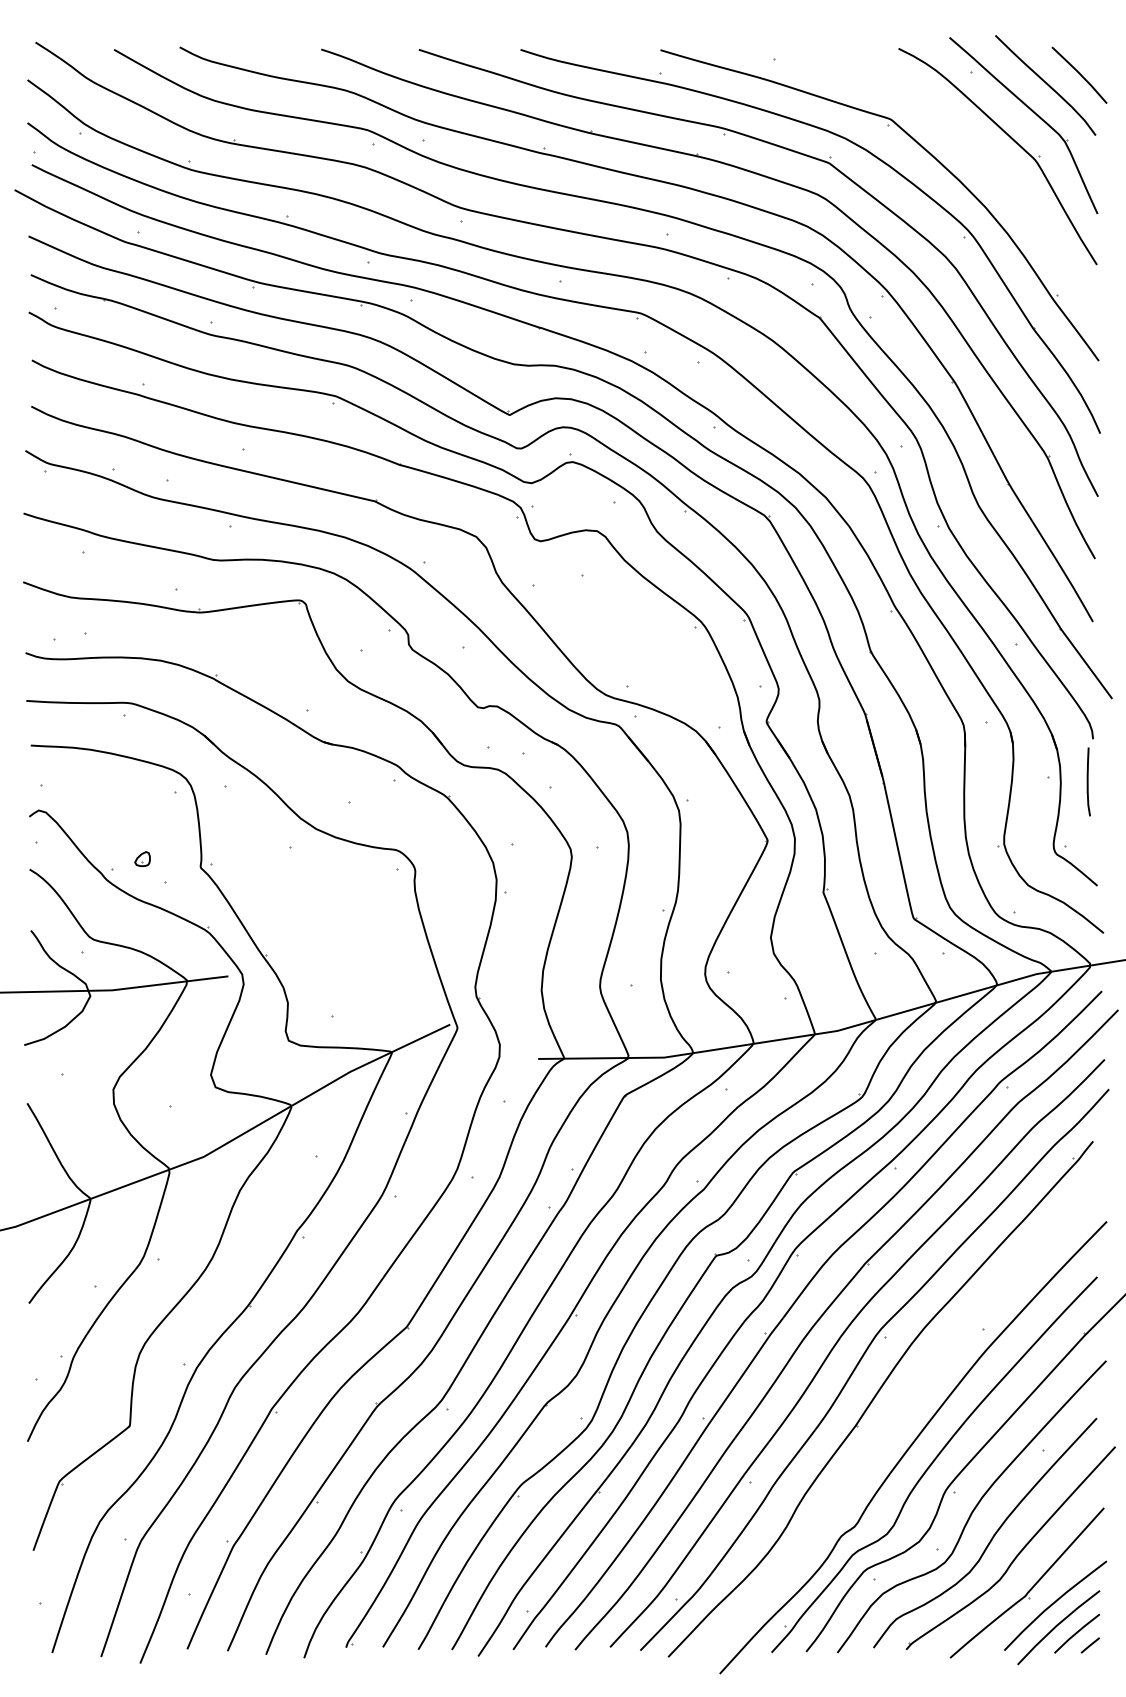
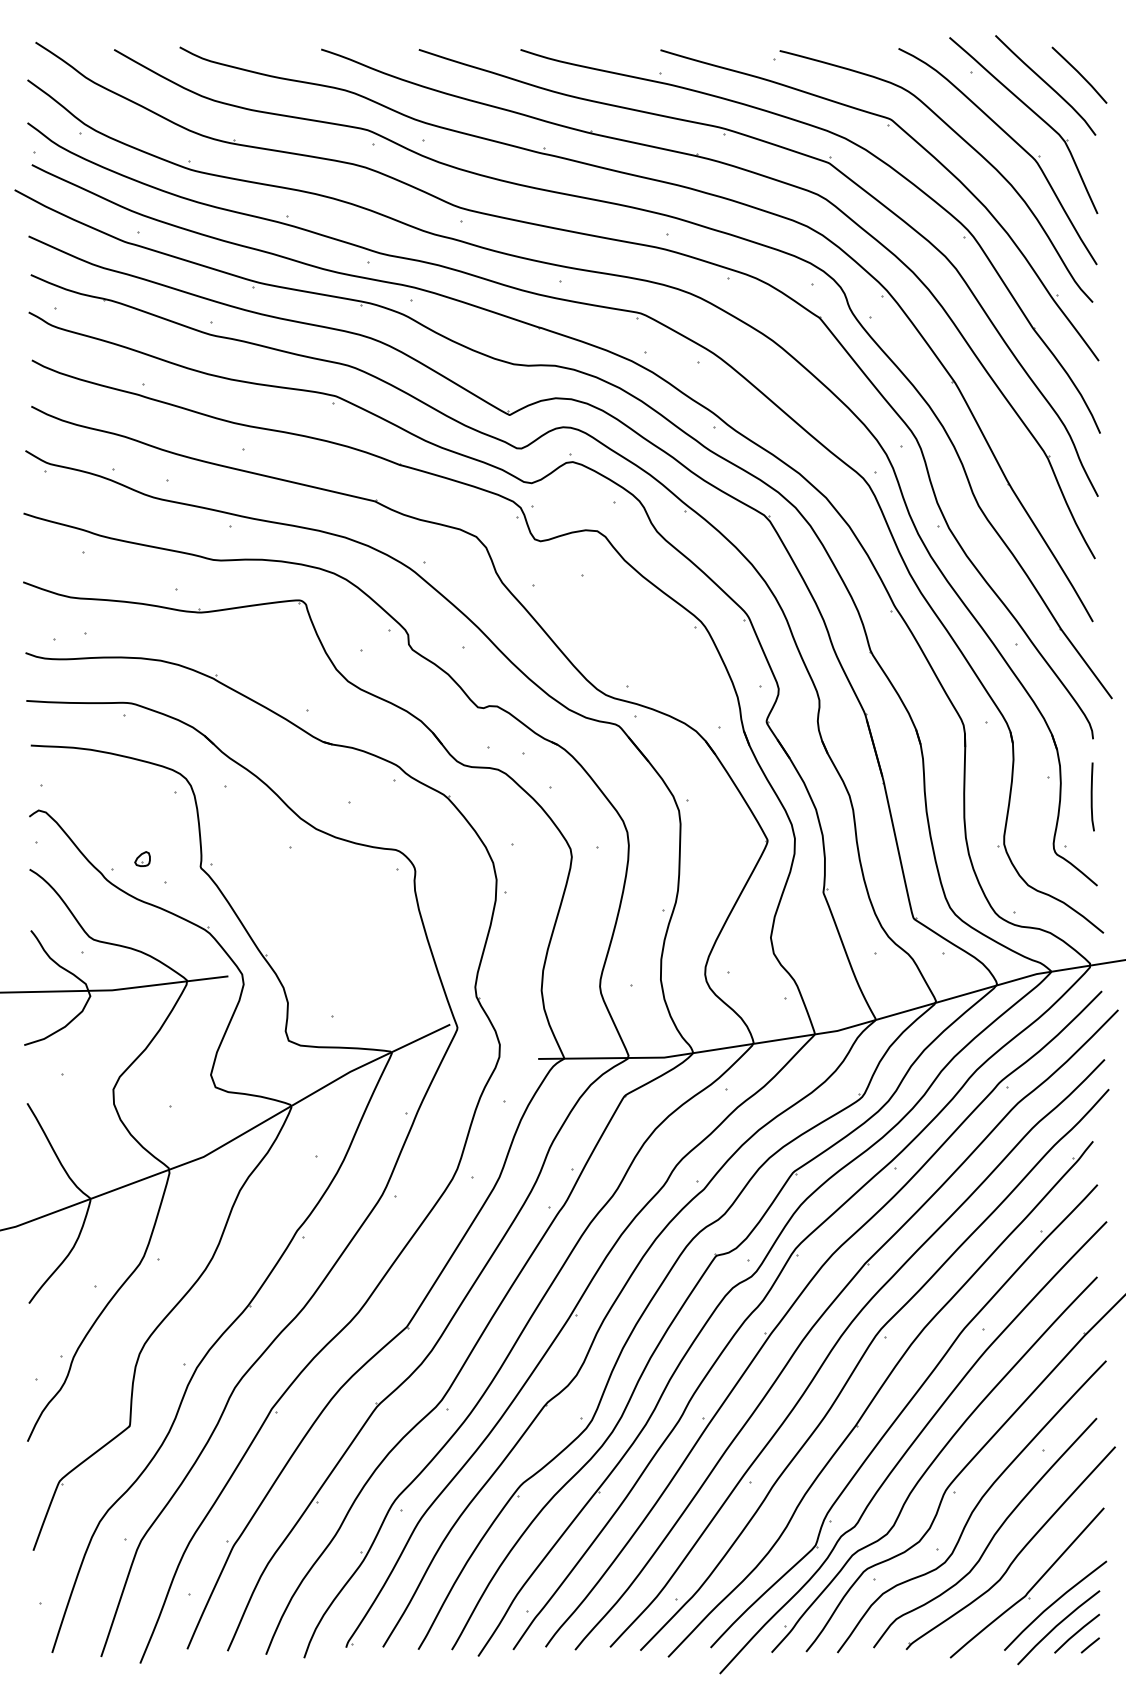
curve: none -> present (967, 144)
curve position: (1088, 781) -> (1092, 796) (1092, 796)
part: none -> present (904, 1416)
